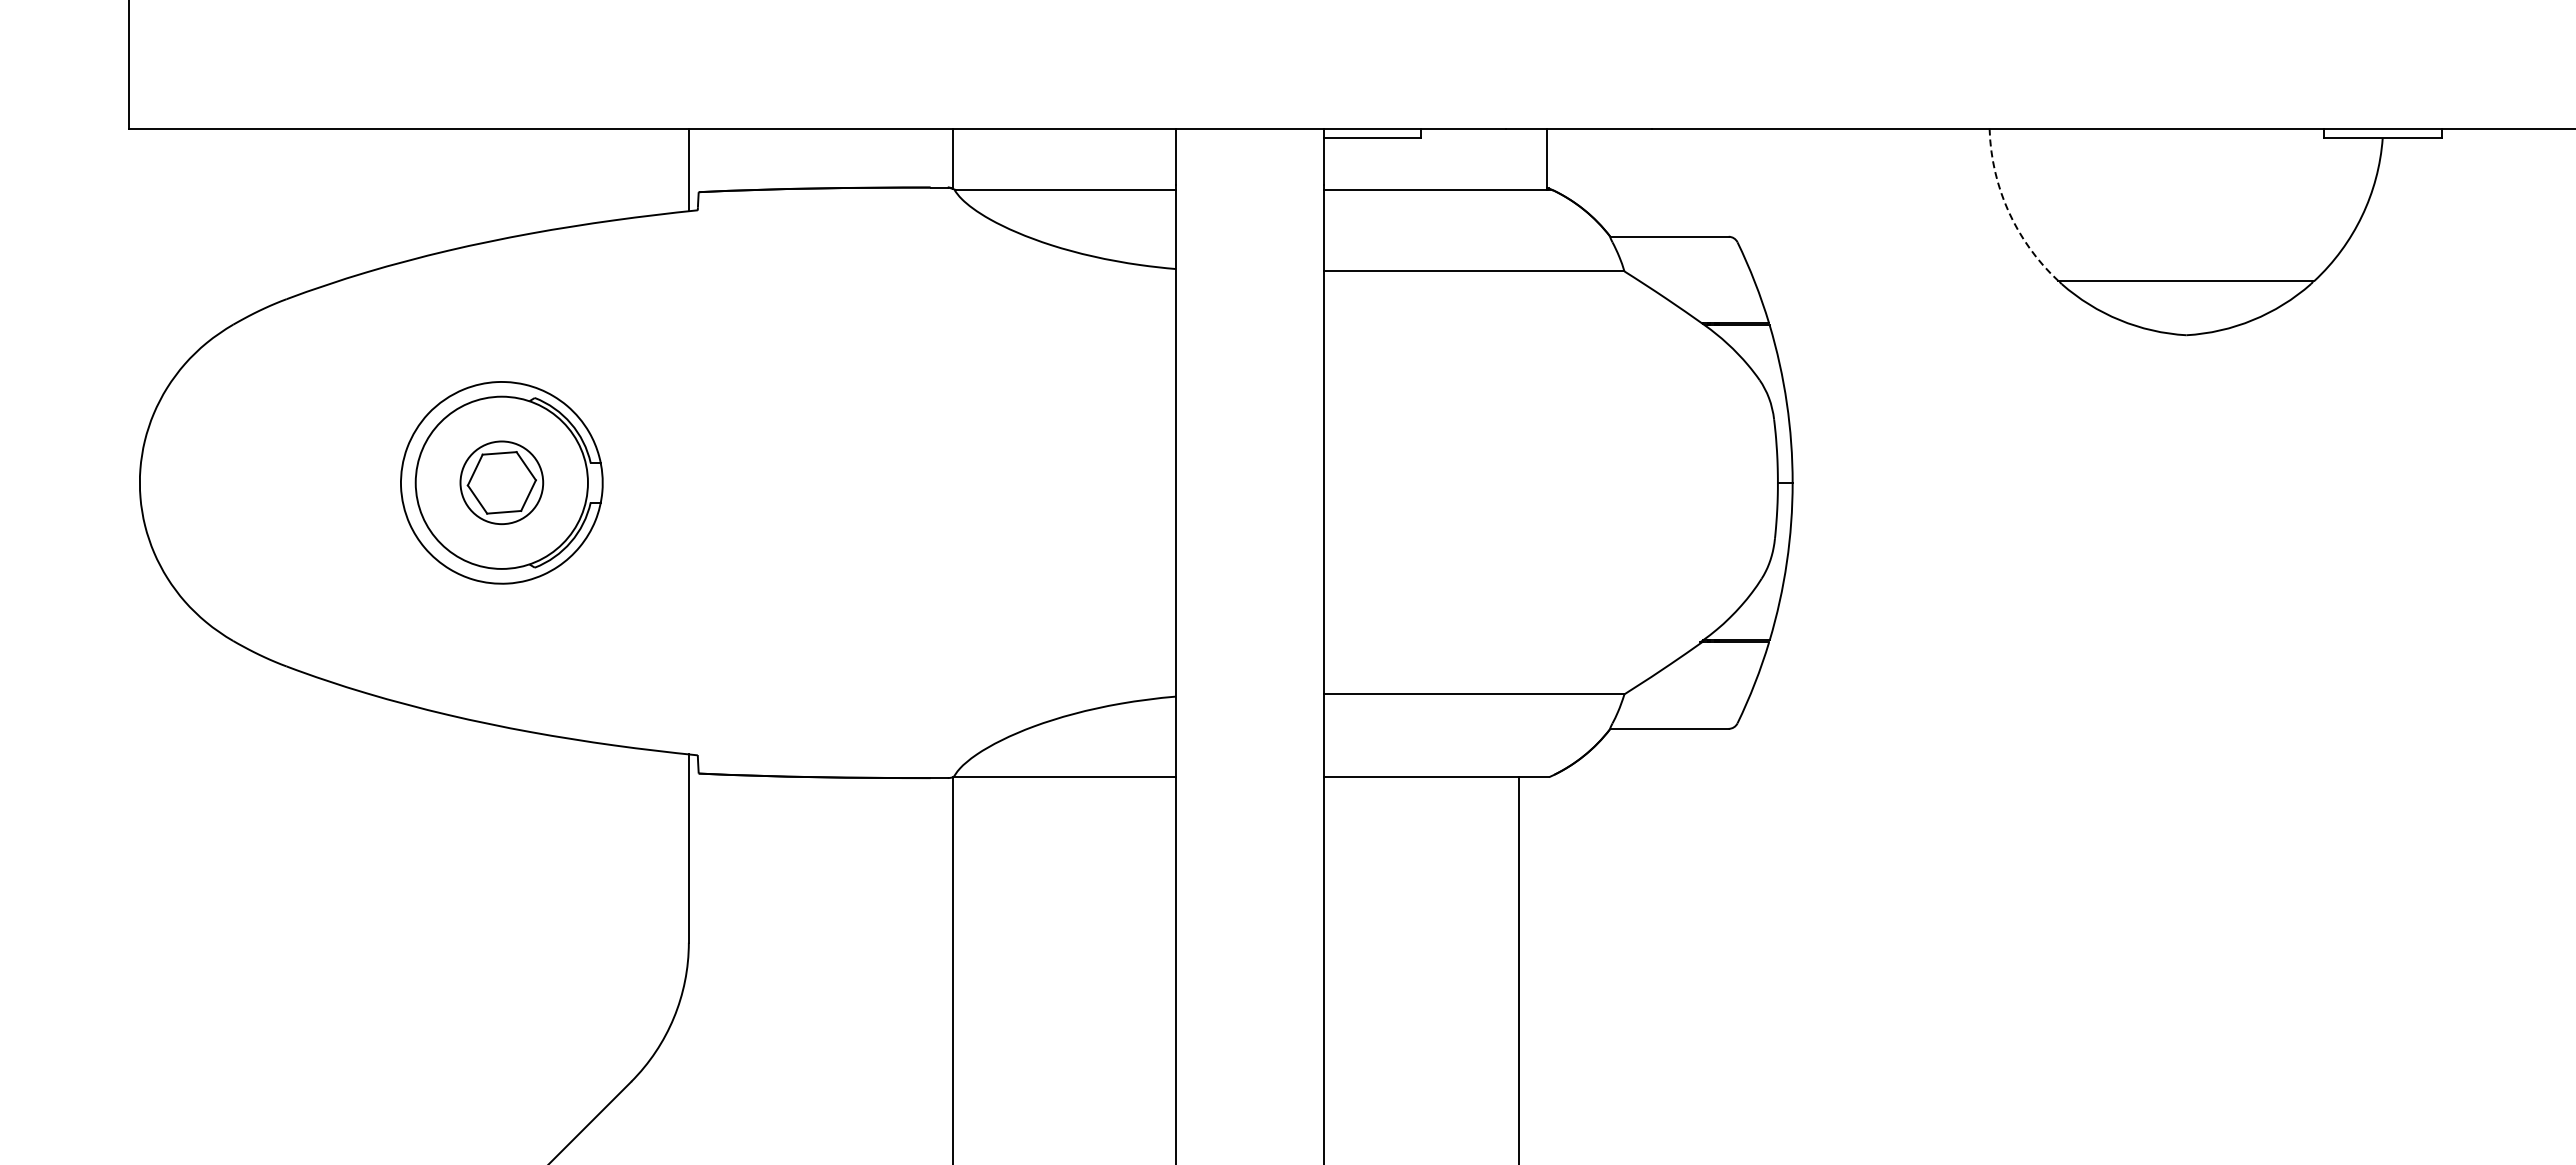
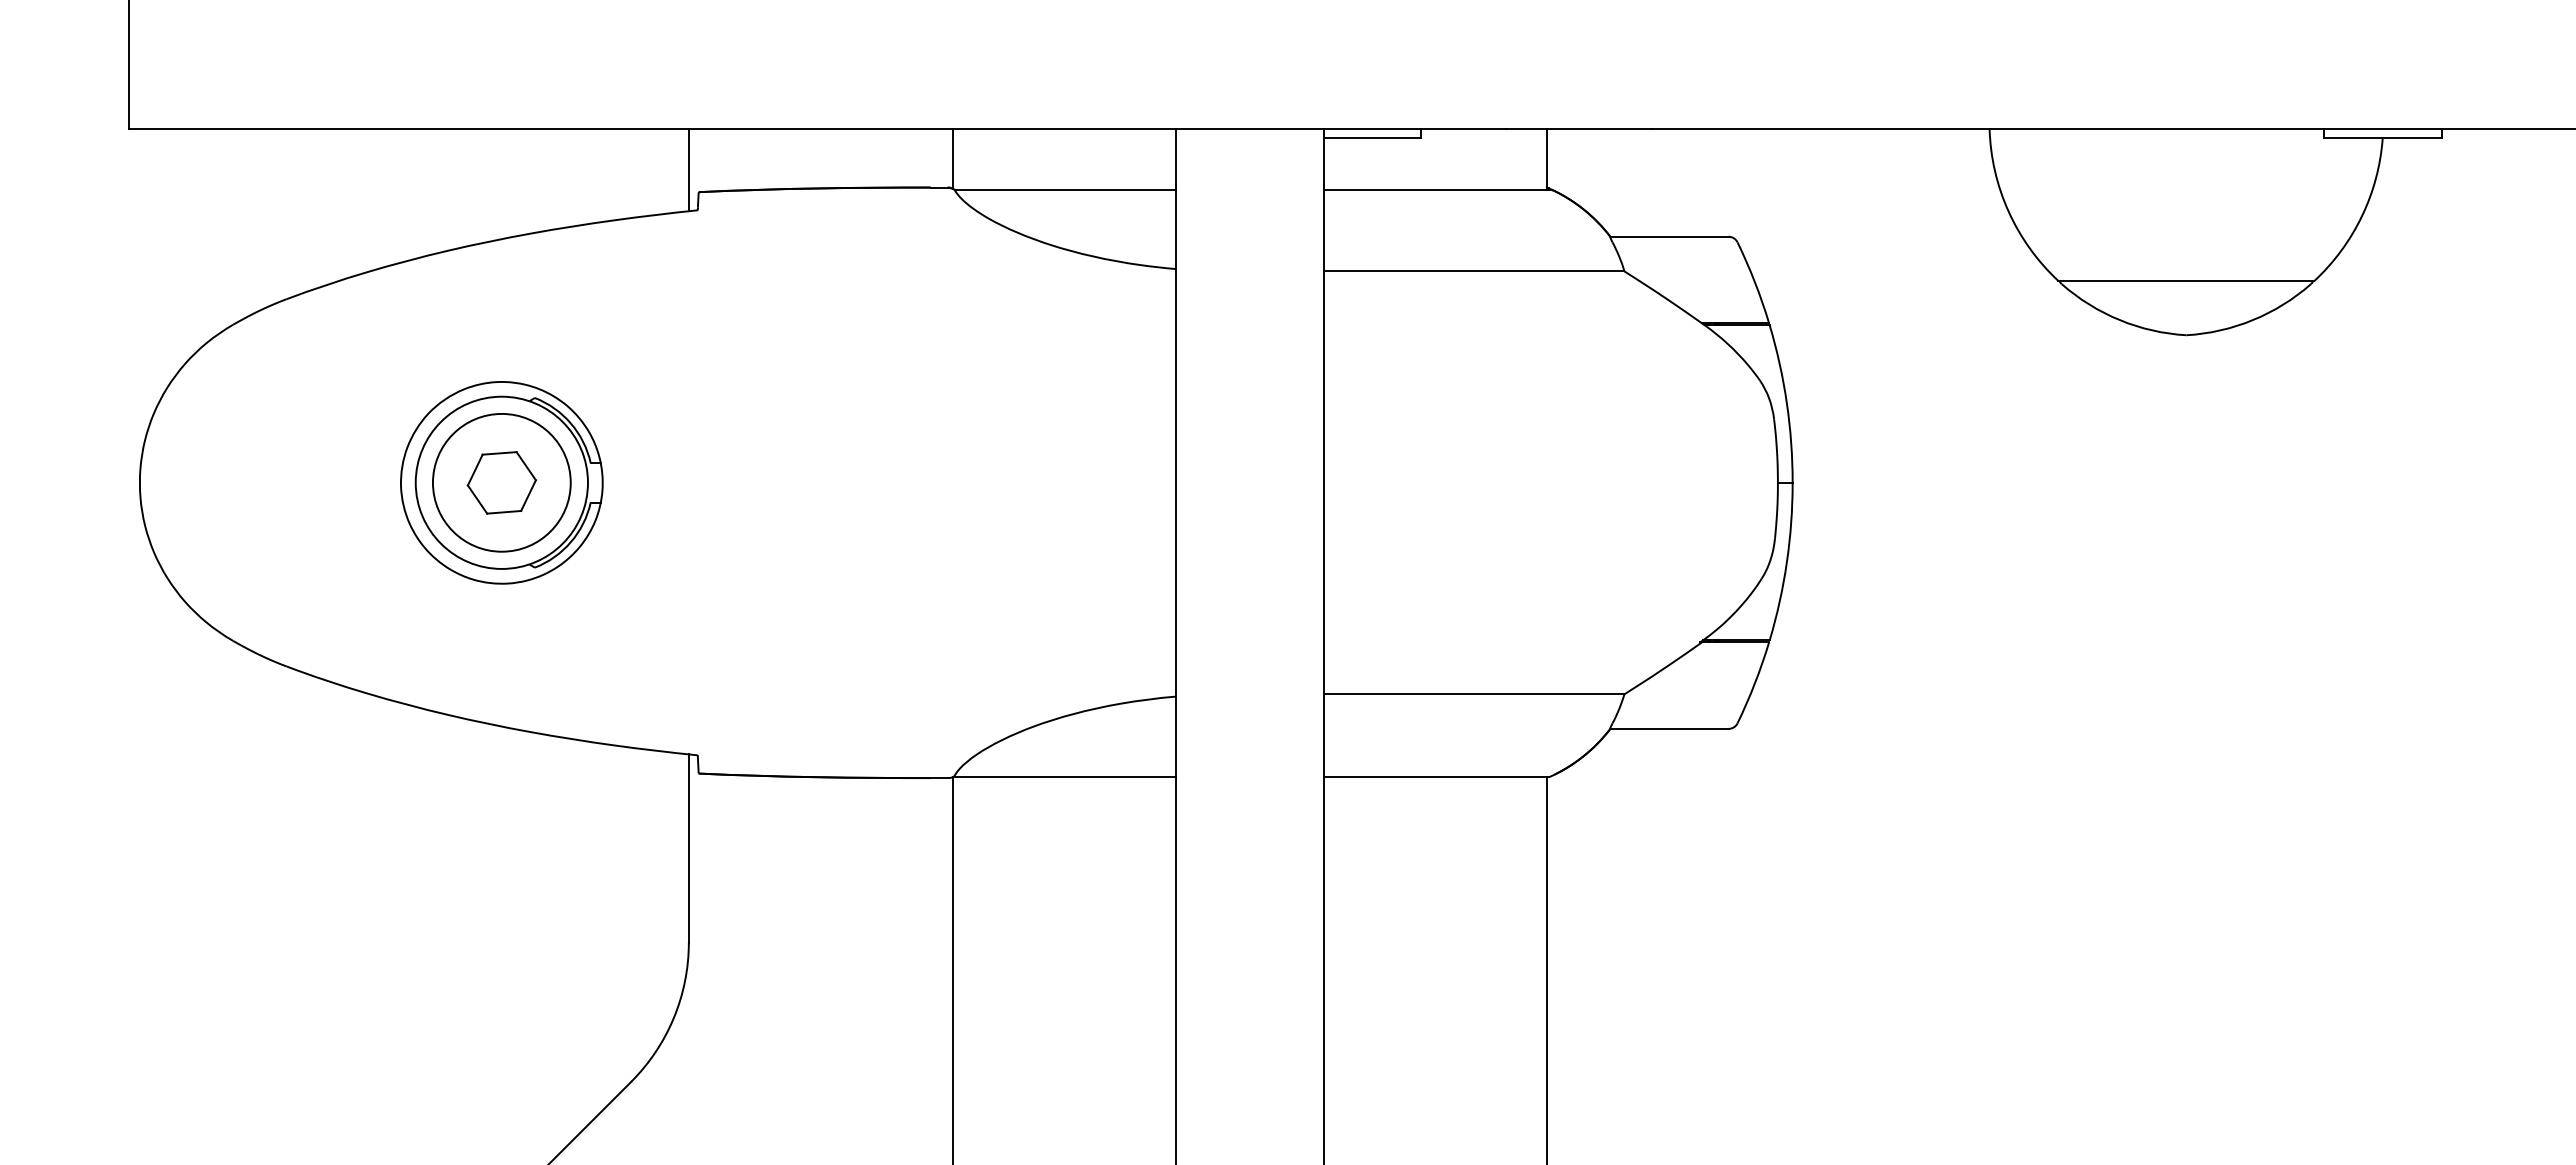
arc: dashed -> solid (2008, 211)
circle diameter: 83 px -> 138 px (501, 482)
line position: (1518, 969) -> (1546, 969) (1546, 969)
